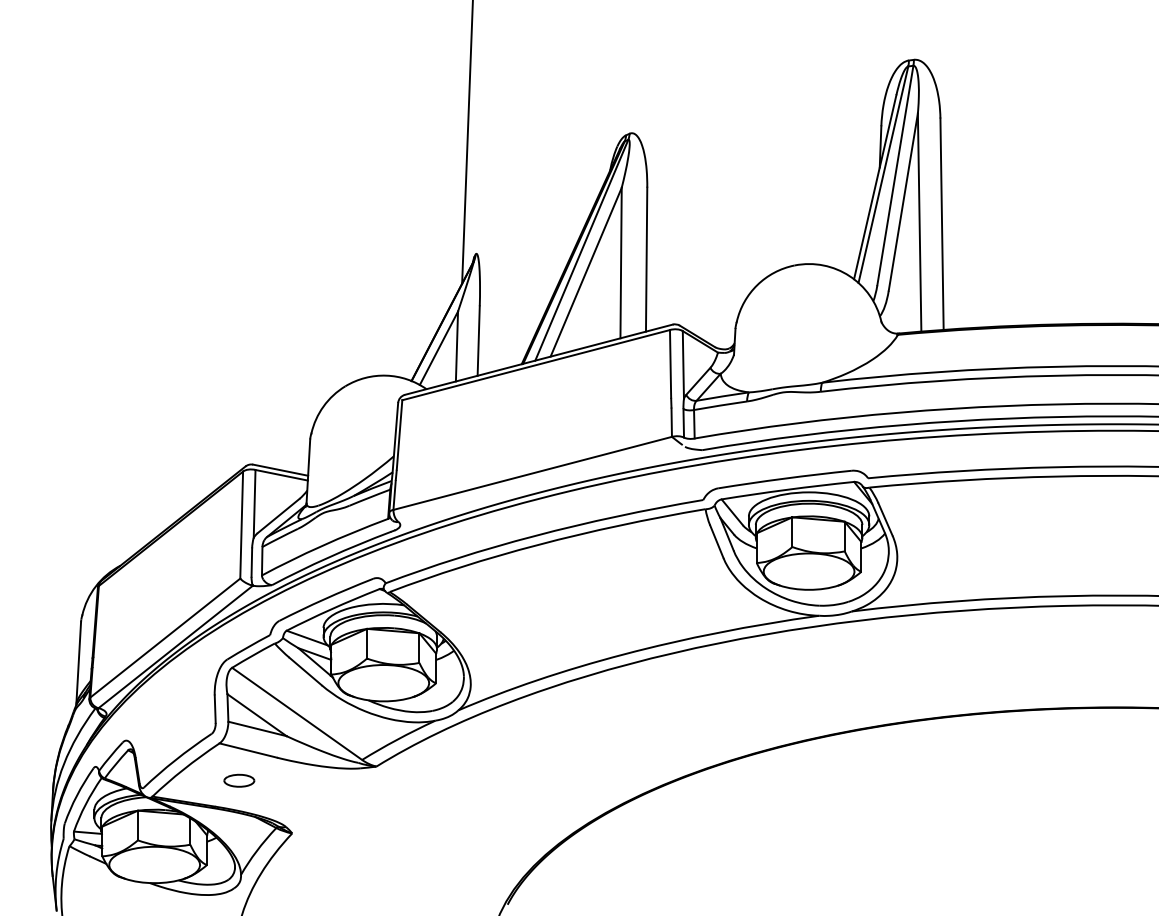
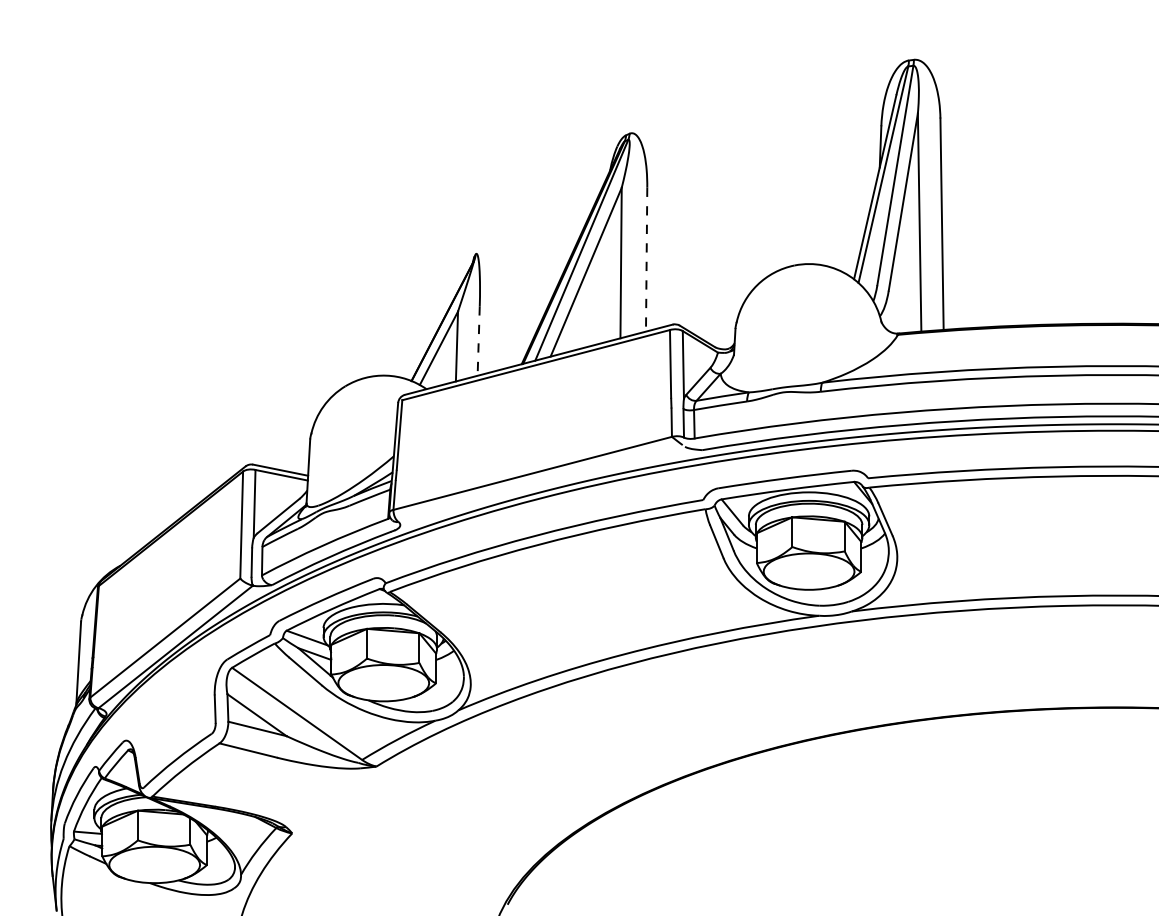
line: present -> none (467, 142)
line: solid -> dashed (646, 259)
line: solid -> dashed (478, 341)
part: present -> none (239, 780)
